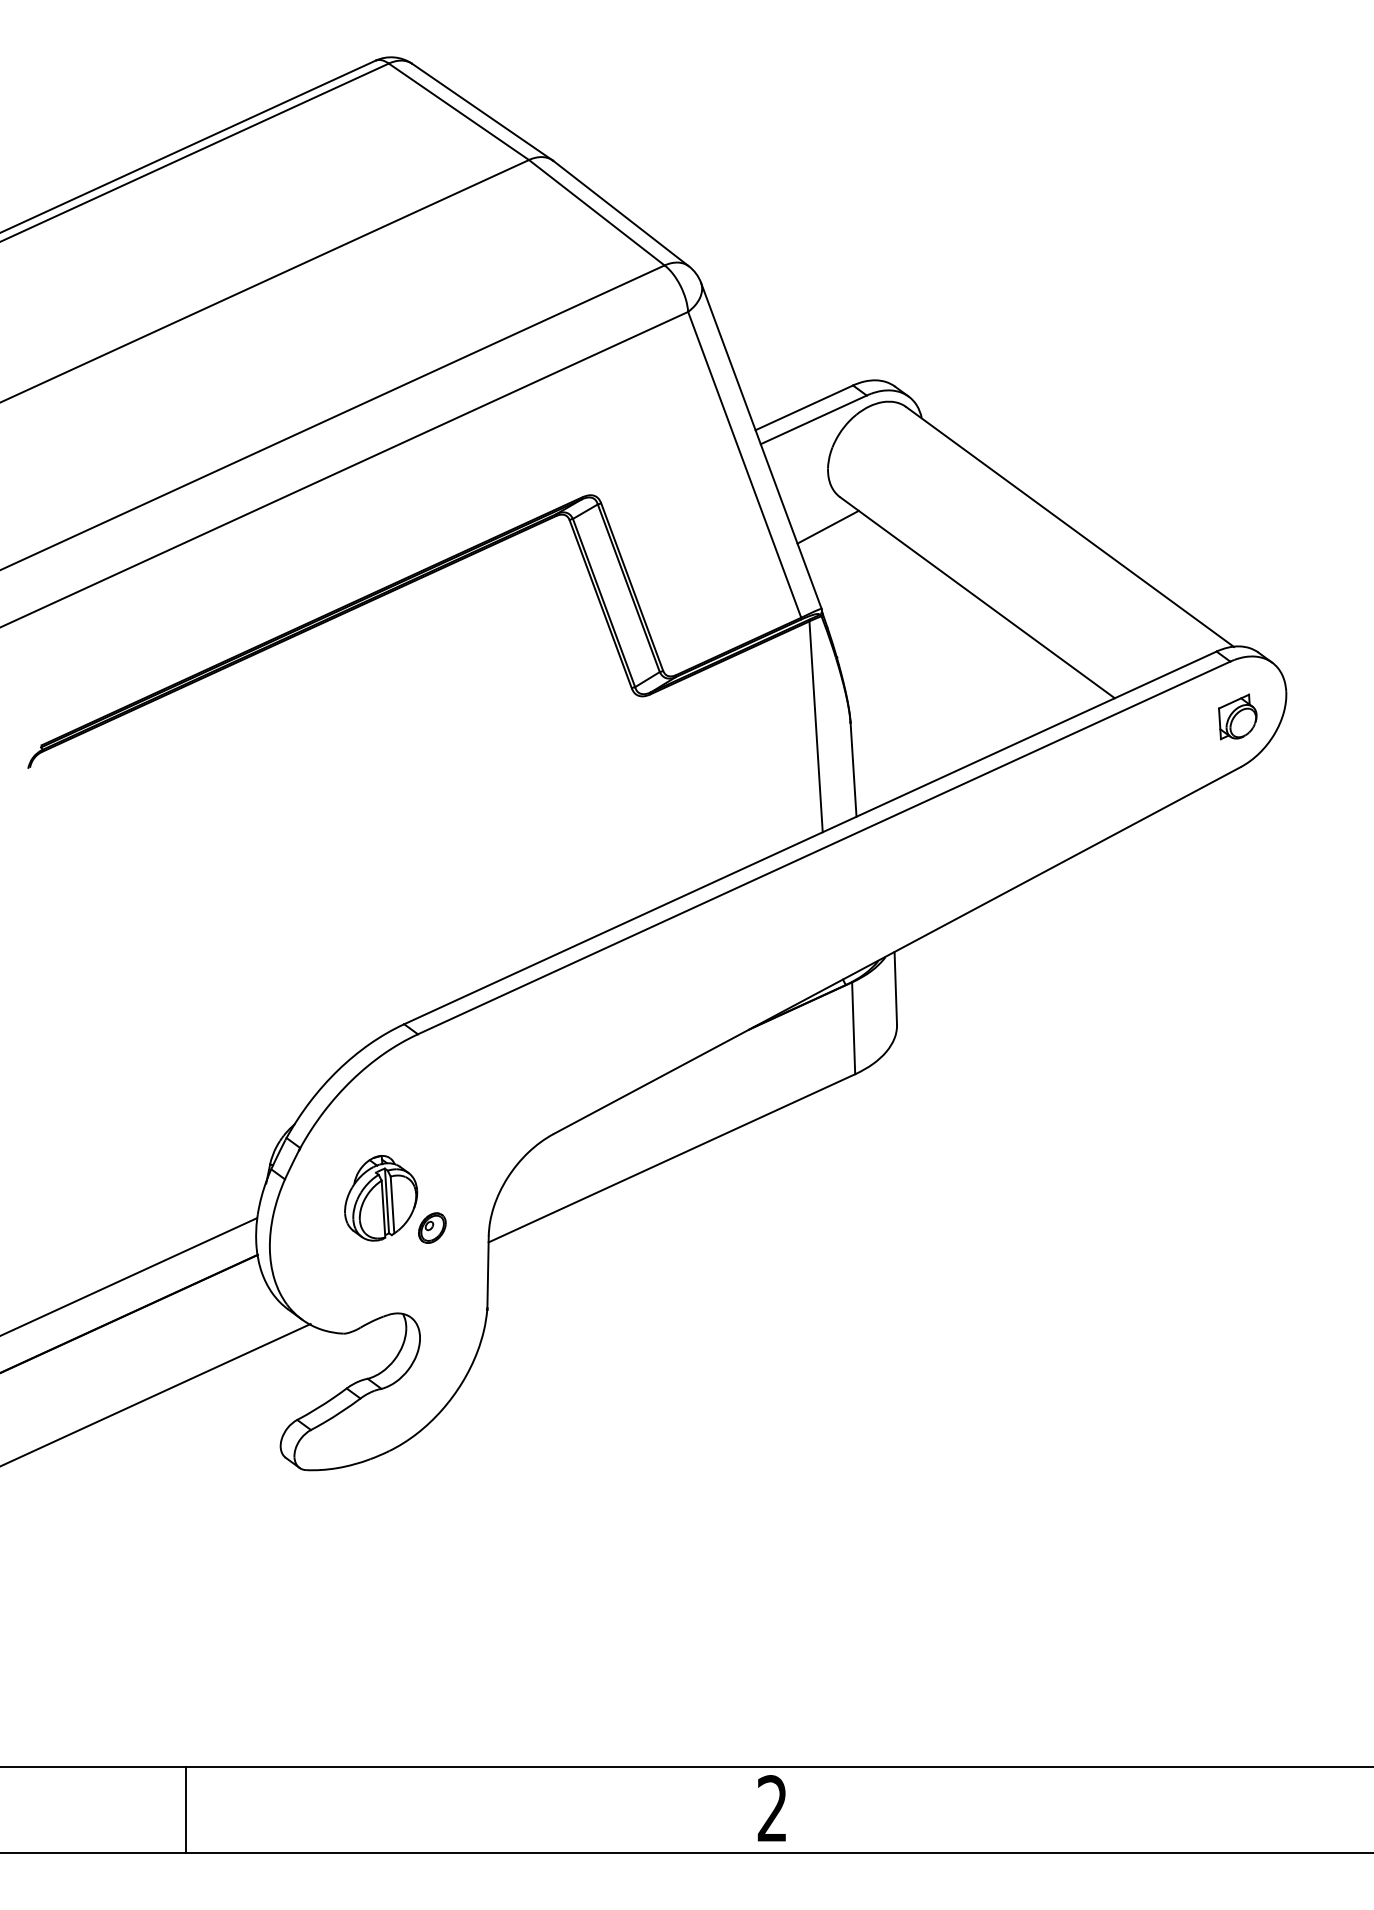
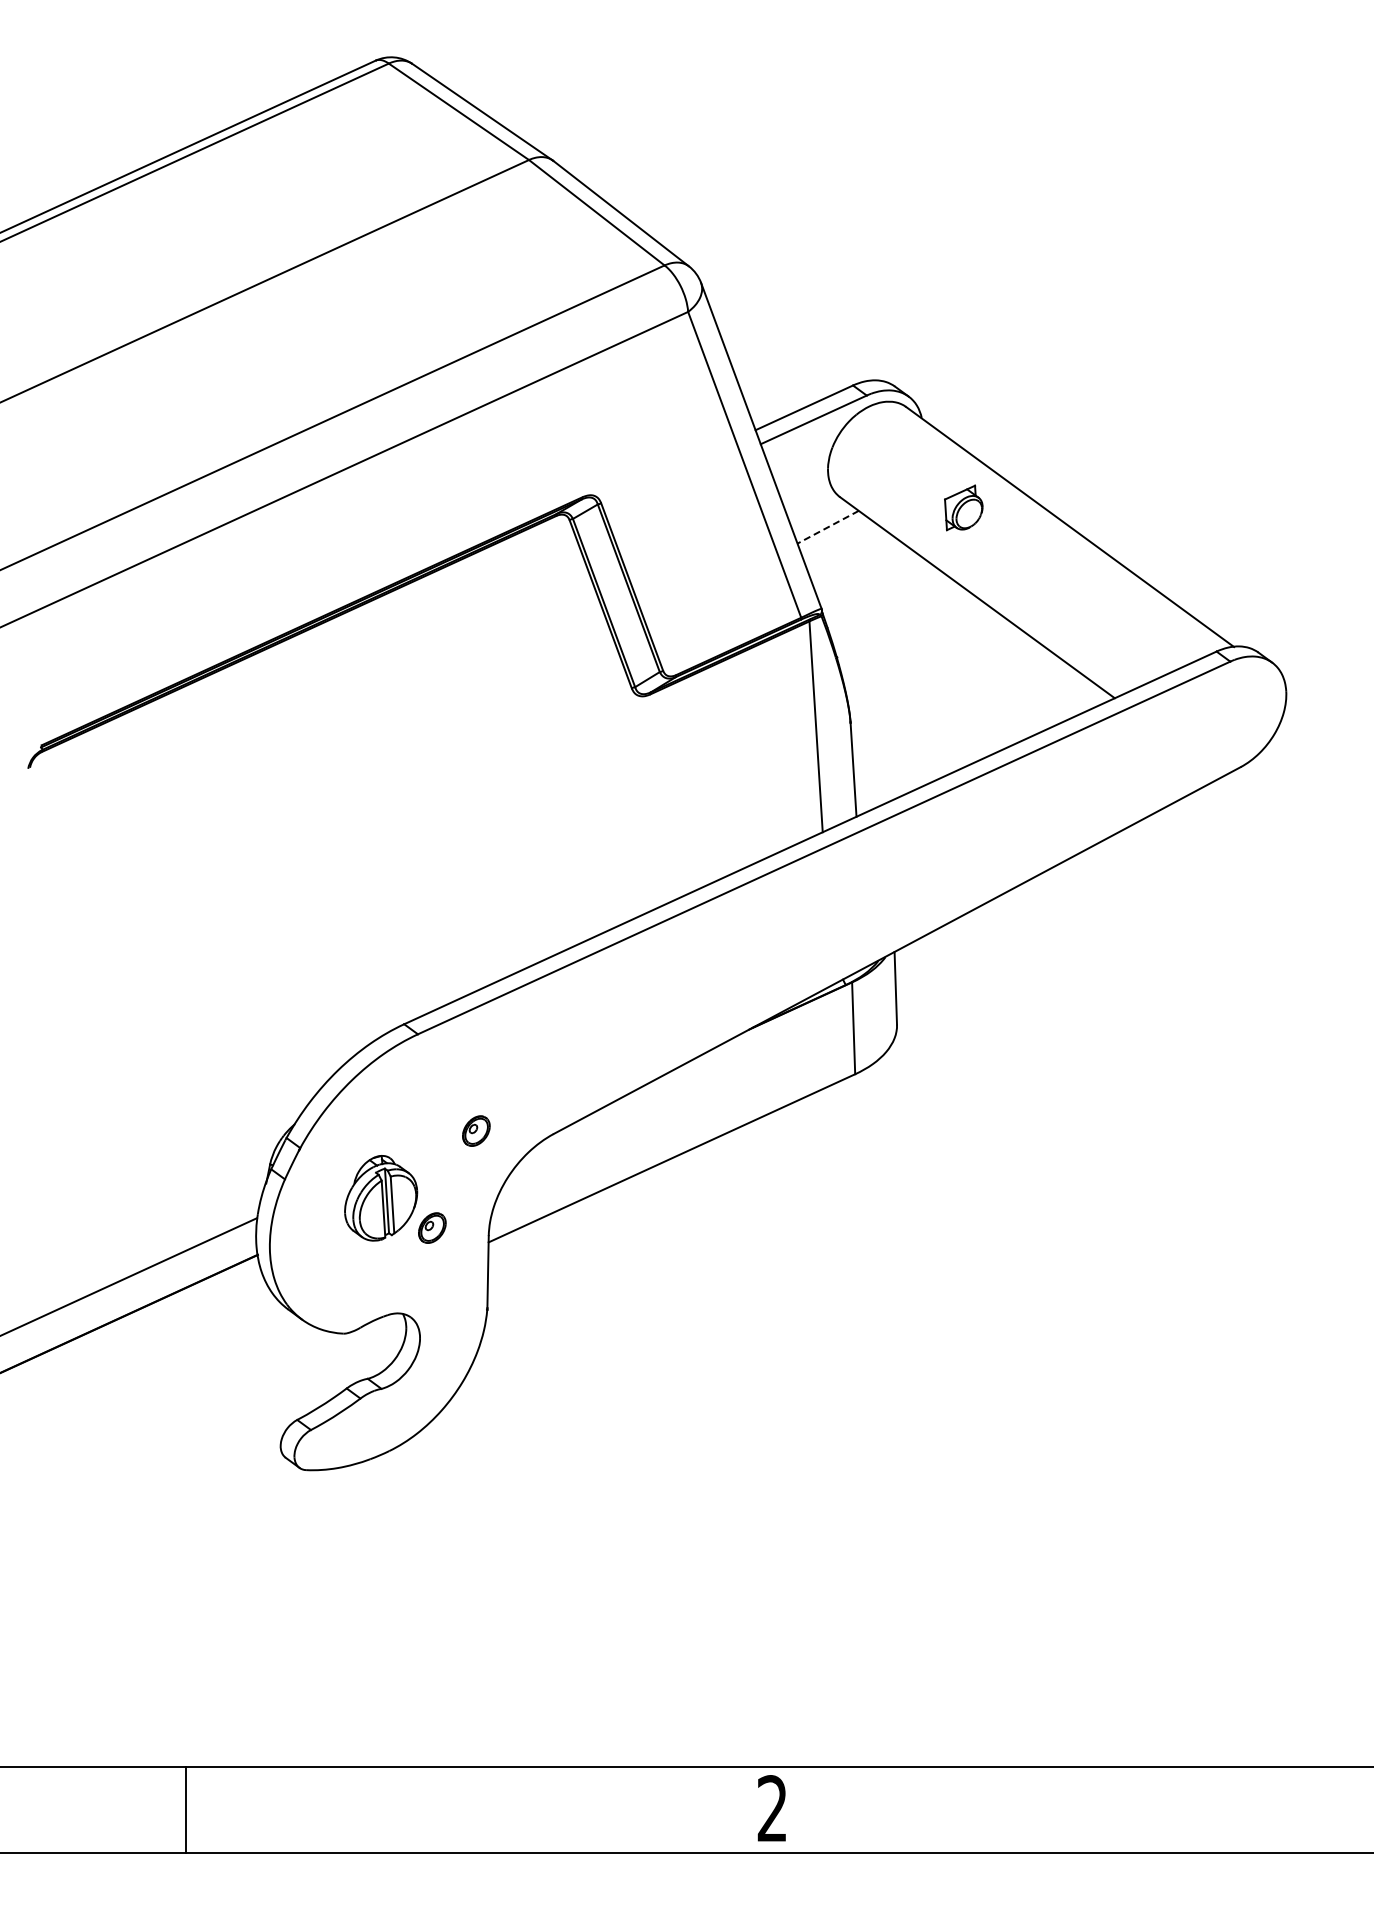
line: solid -> dashed (828, 527)
part position: (1237, 716) -> (963, 507) (963, 507)
part: none -> present (476, 1130)
line: present -> none (156, 1394)
